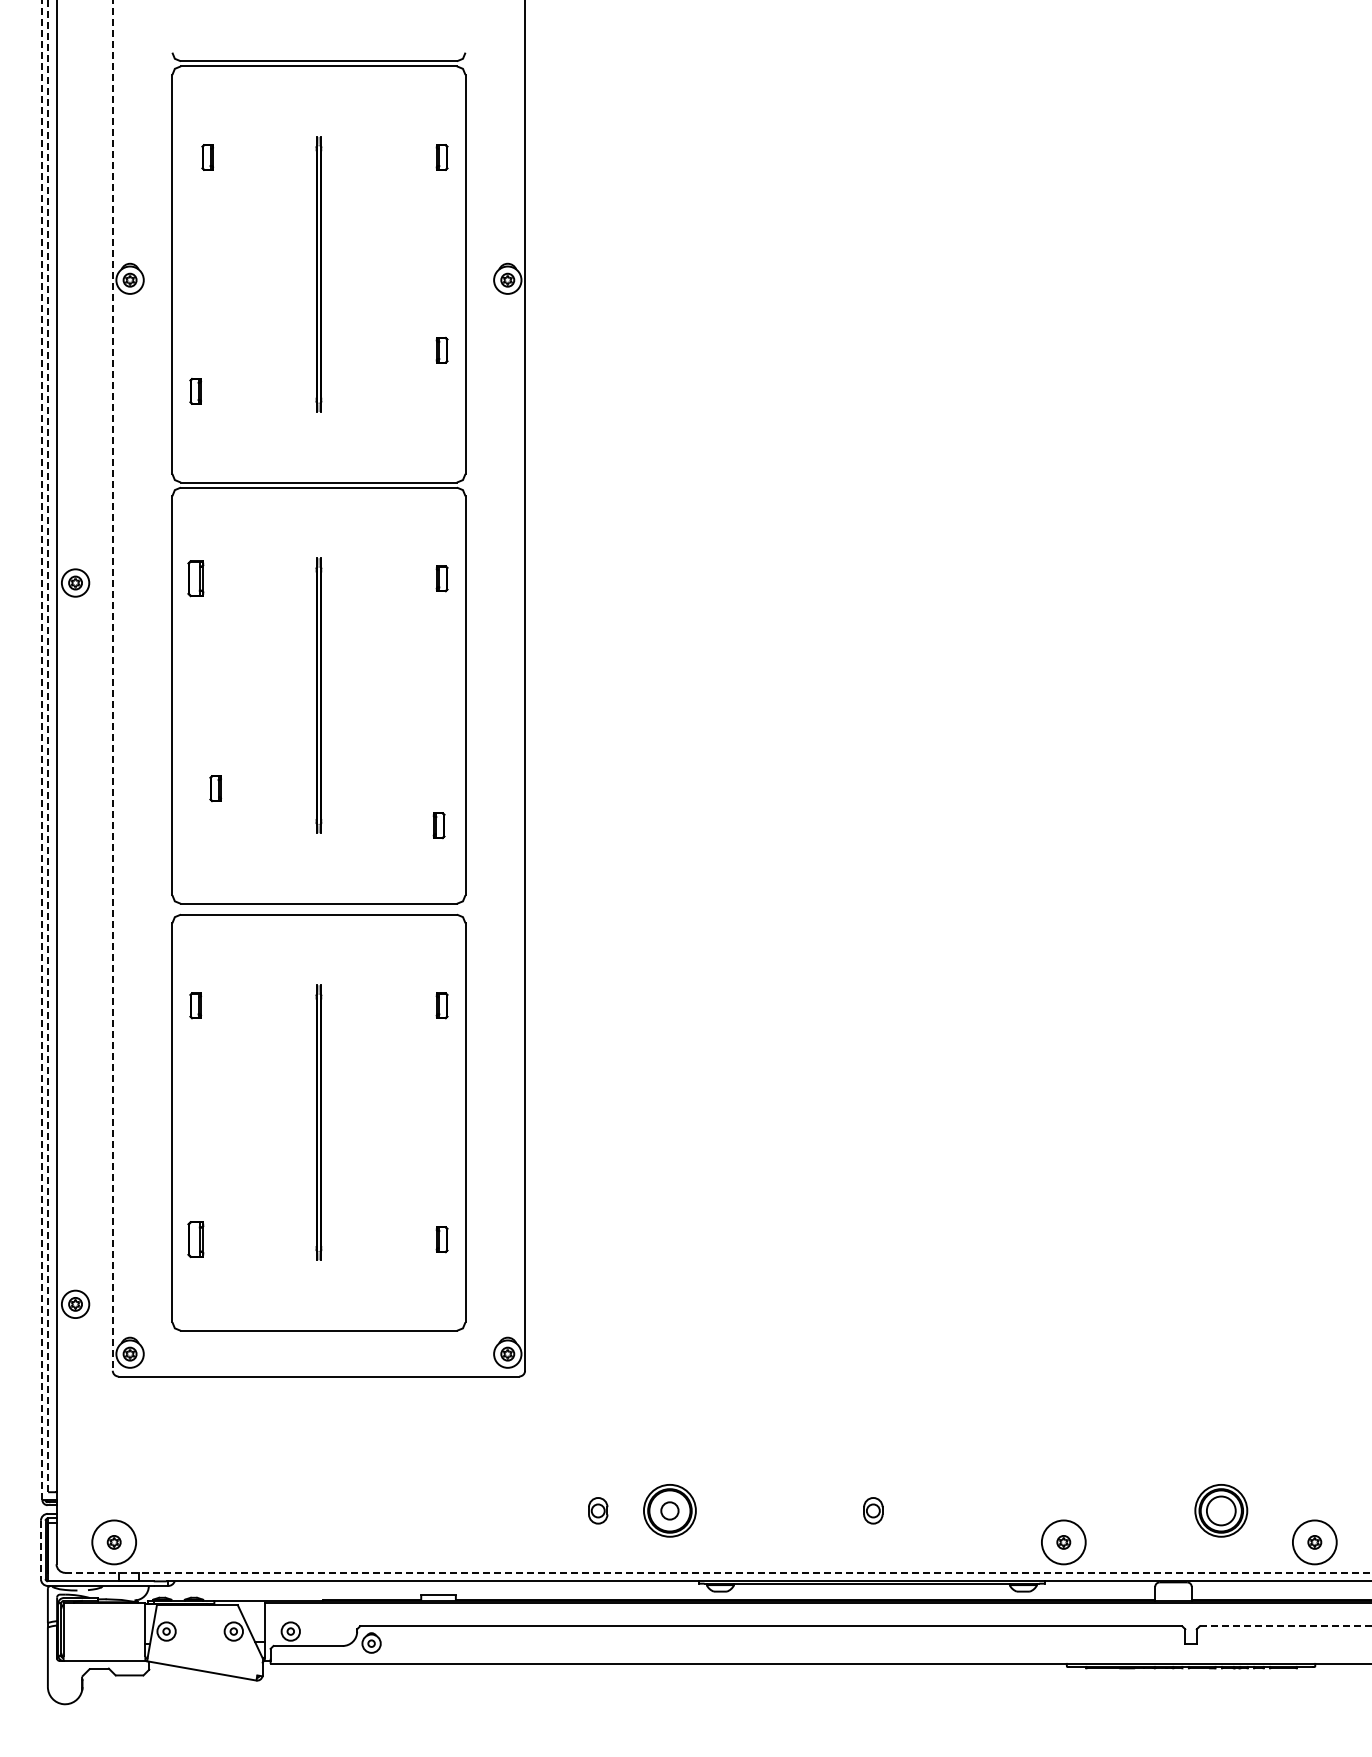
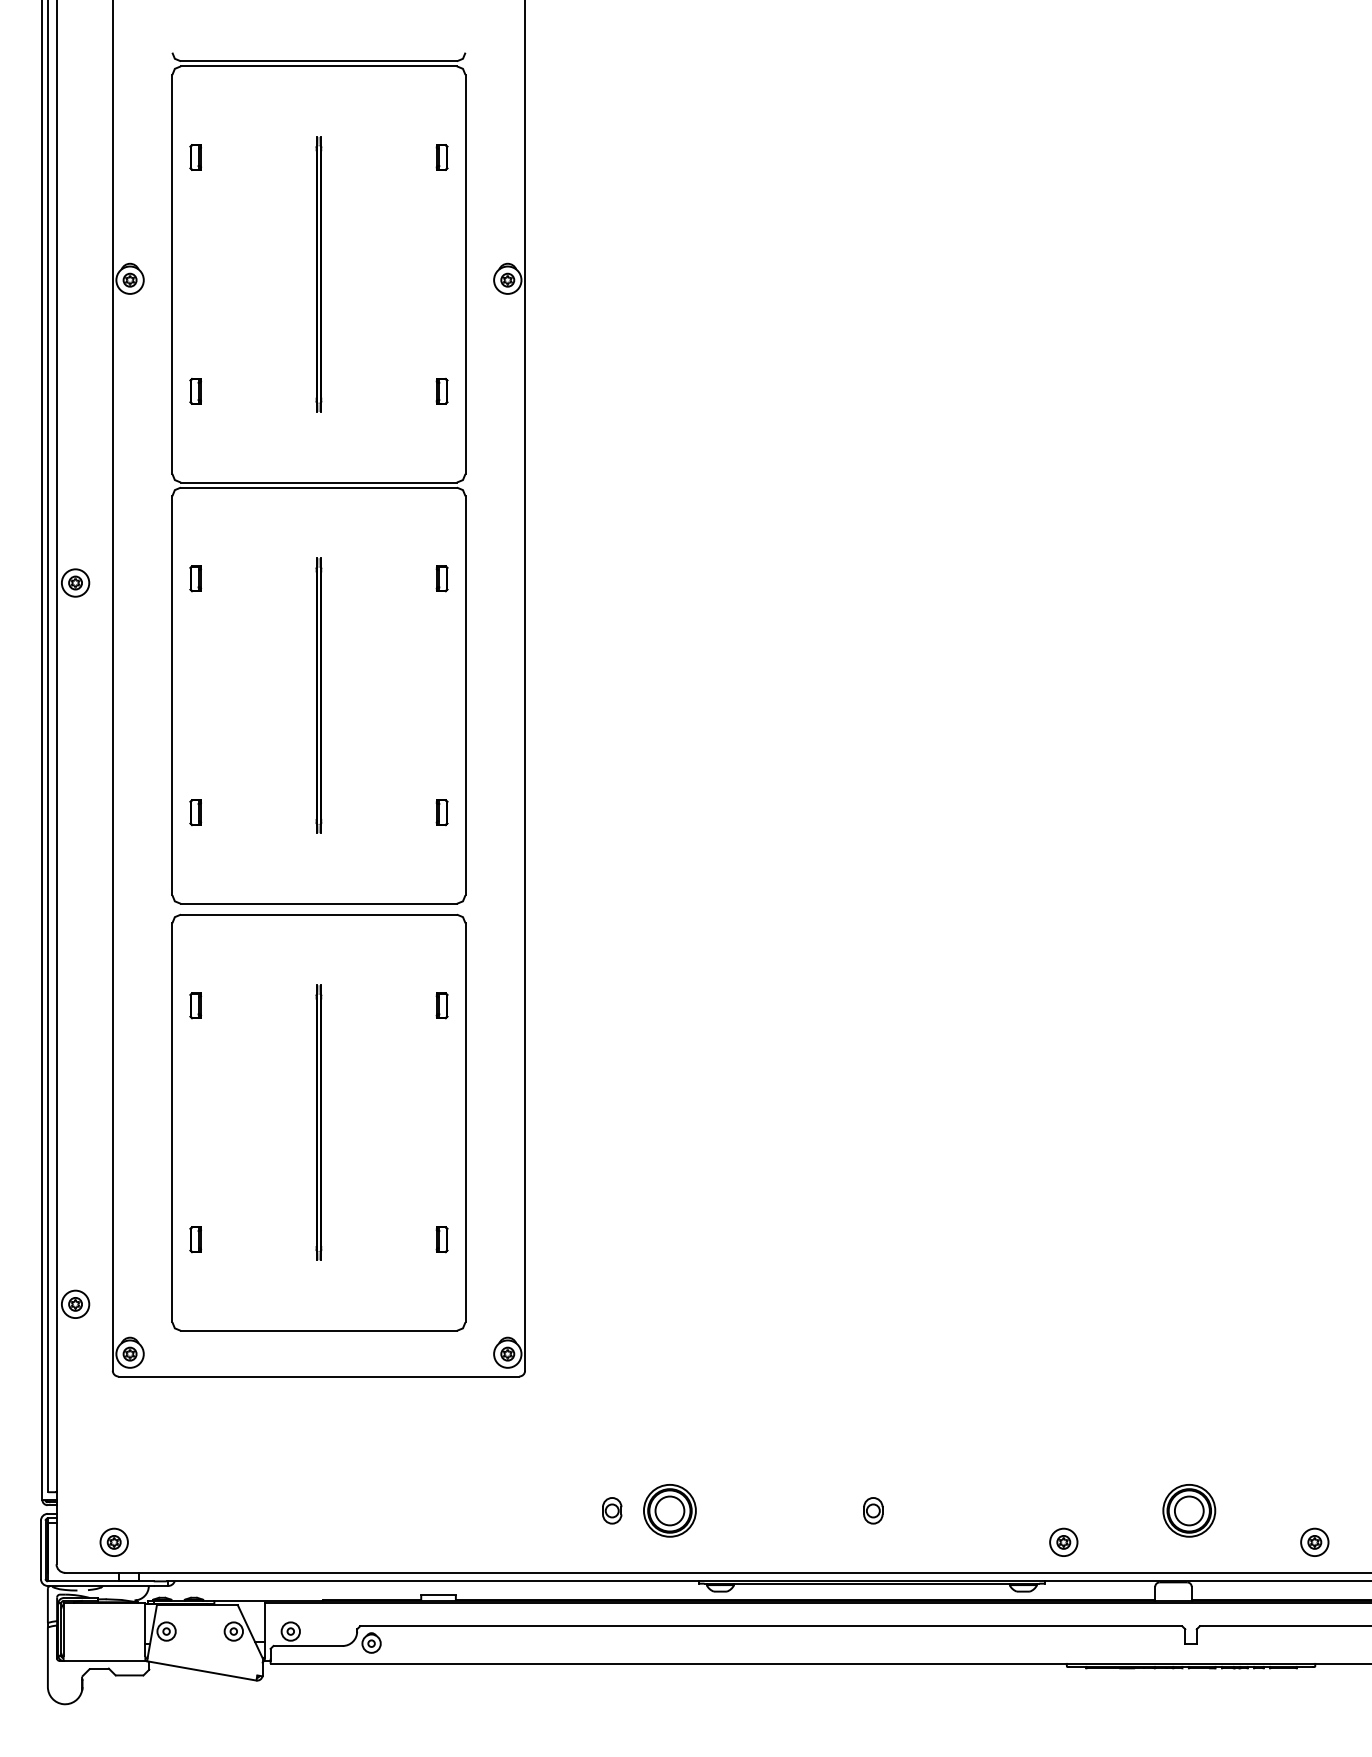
part position: (207, 157) -> (195, 157) (195, 157)
part position: (441, 350) -> (441, 391) (441, 391)
part size: 18x38 px -> 13x28 px (195, 578)
line: dashed -> solid (112, 685)
line: dashed -> solid (48, 746)
line: dashed -> solid (42, 750)
part position: (215, 788) -> (195, 812) (195, 812)
part position: (438, 825) -> (441, 812) (441, 812)
part size: 18x37 px -> 13x28 px (195, 1239)
part position: (598, 1510) -> (612, 1510) (612, 1510)
circle diameter: 17 px -> 29 px (669, 1510)
part position: (1221, 1510) -> (1189, 1510) (1189, 1510)
circle diameter: 44 px -> 27 px (113, 1542)
circle diameter: 44 px -> 27 px (1063, 1542)
circle diameter: 44 px -> 27 px (1314, 1542)
line: dashed -> solid (40, 1550)
line: dashed -> solid (718, 1572)
line: dashed -> solid (1285, 1626)
